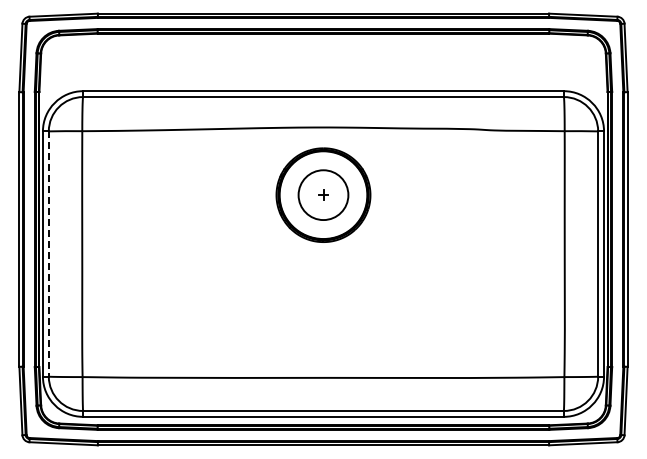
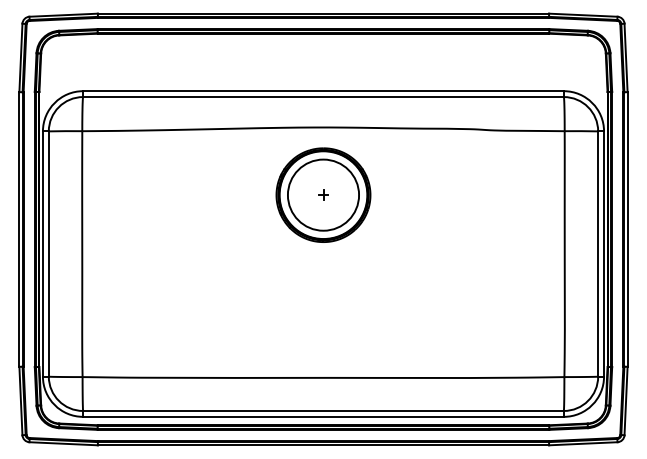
circle diameter: 50 px -> 71 px (323, 194)
line: dashed -> solid (48, 254)
